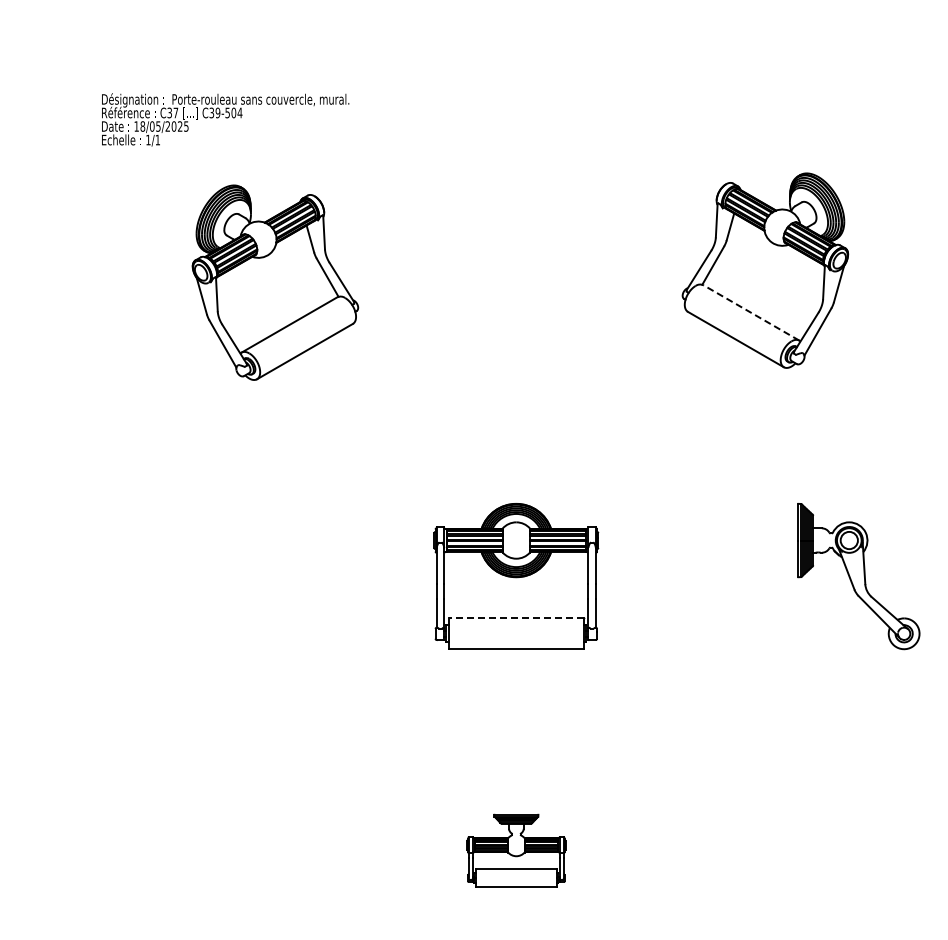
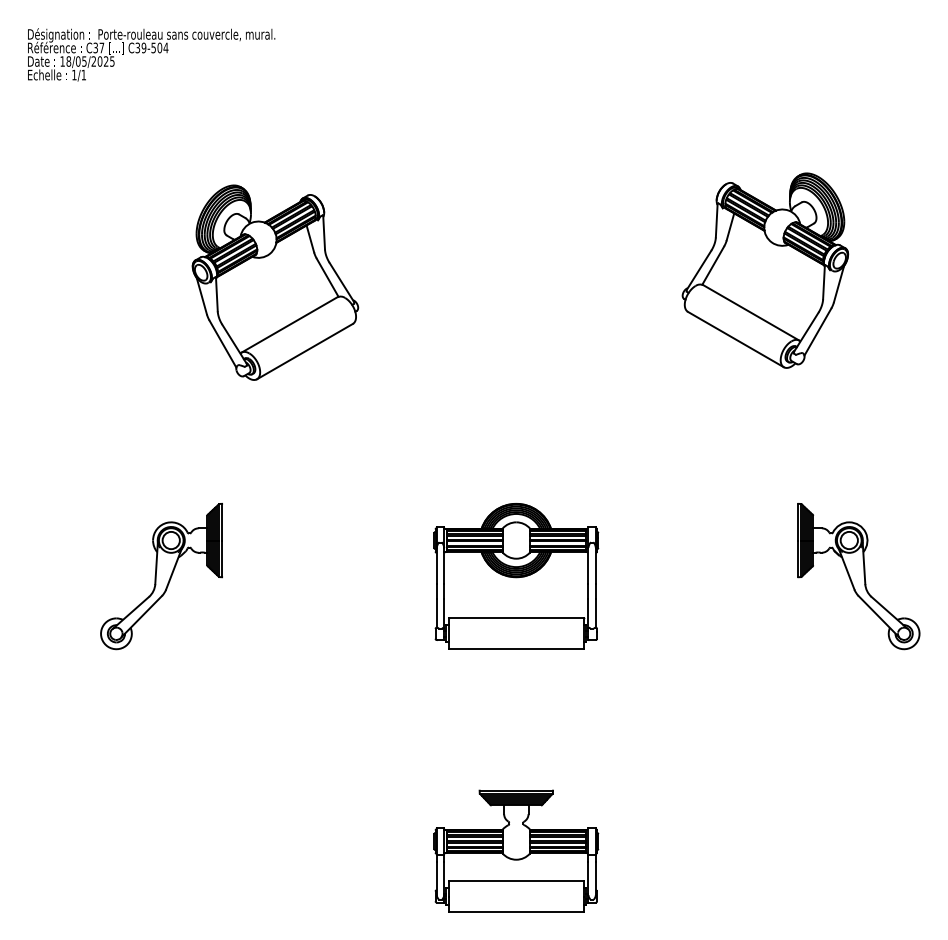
text position: (225, 119) -> (151, 54) (151, 54)
line: dashed -> solid (750, 312)
part: none -> present (161, 576)
line: dashed -> solid (516, 618)
part size: 101x75 px -> 167x124 px (516, 850)
